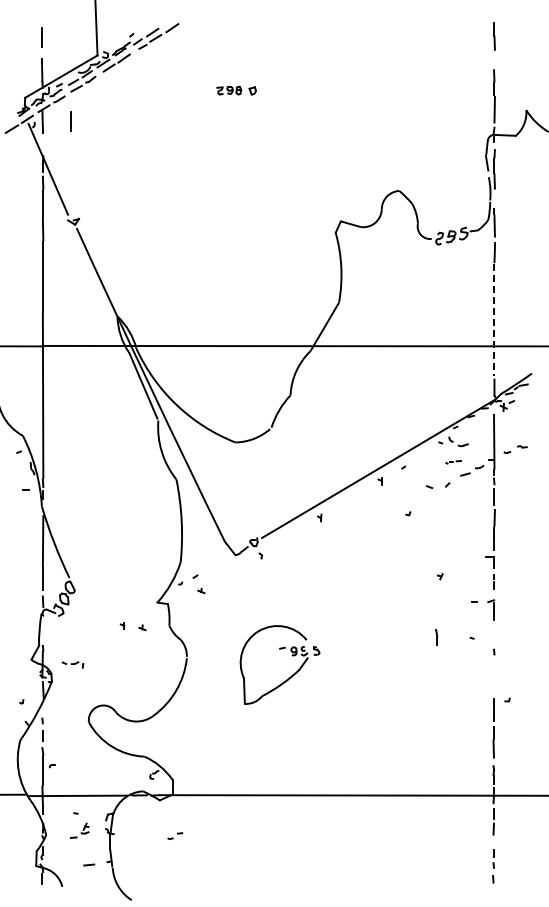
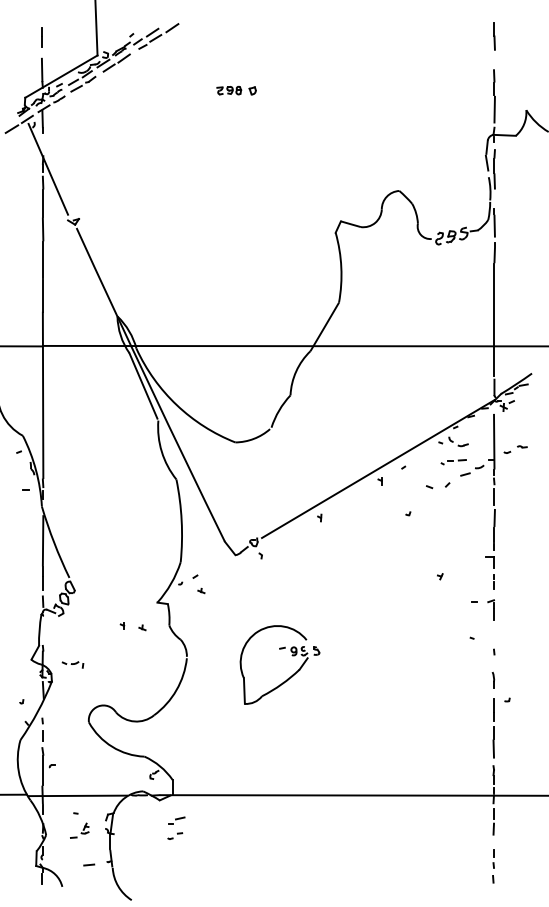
line: present -> none (70, 121)
line: dashed -> solid (494, 320)
part size: 17x5 px -> 27x7 px (453, 462)
part position: (436, 637) -> (493, 680) (493, 680)
part: none -> present (176, 820)
